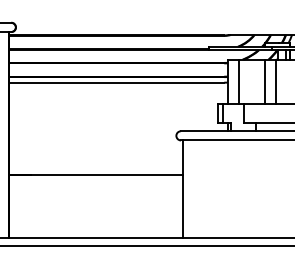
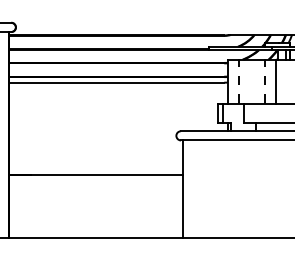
line: solid -> dashed (238, 81)
line: solid -> dashed (265, 81)
line: present -> none (146, 246)
